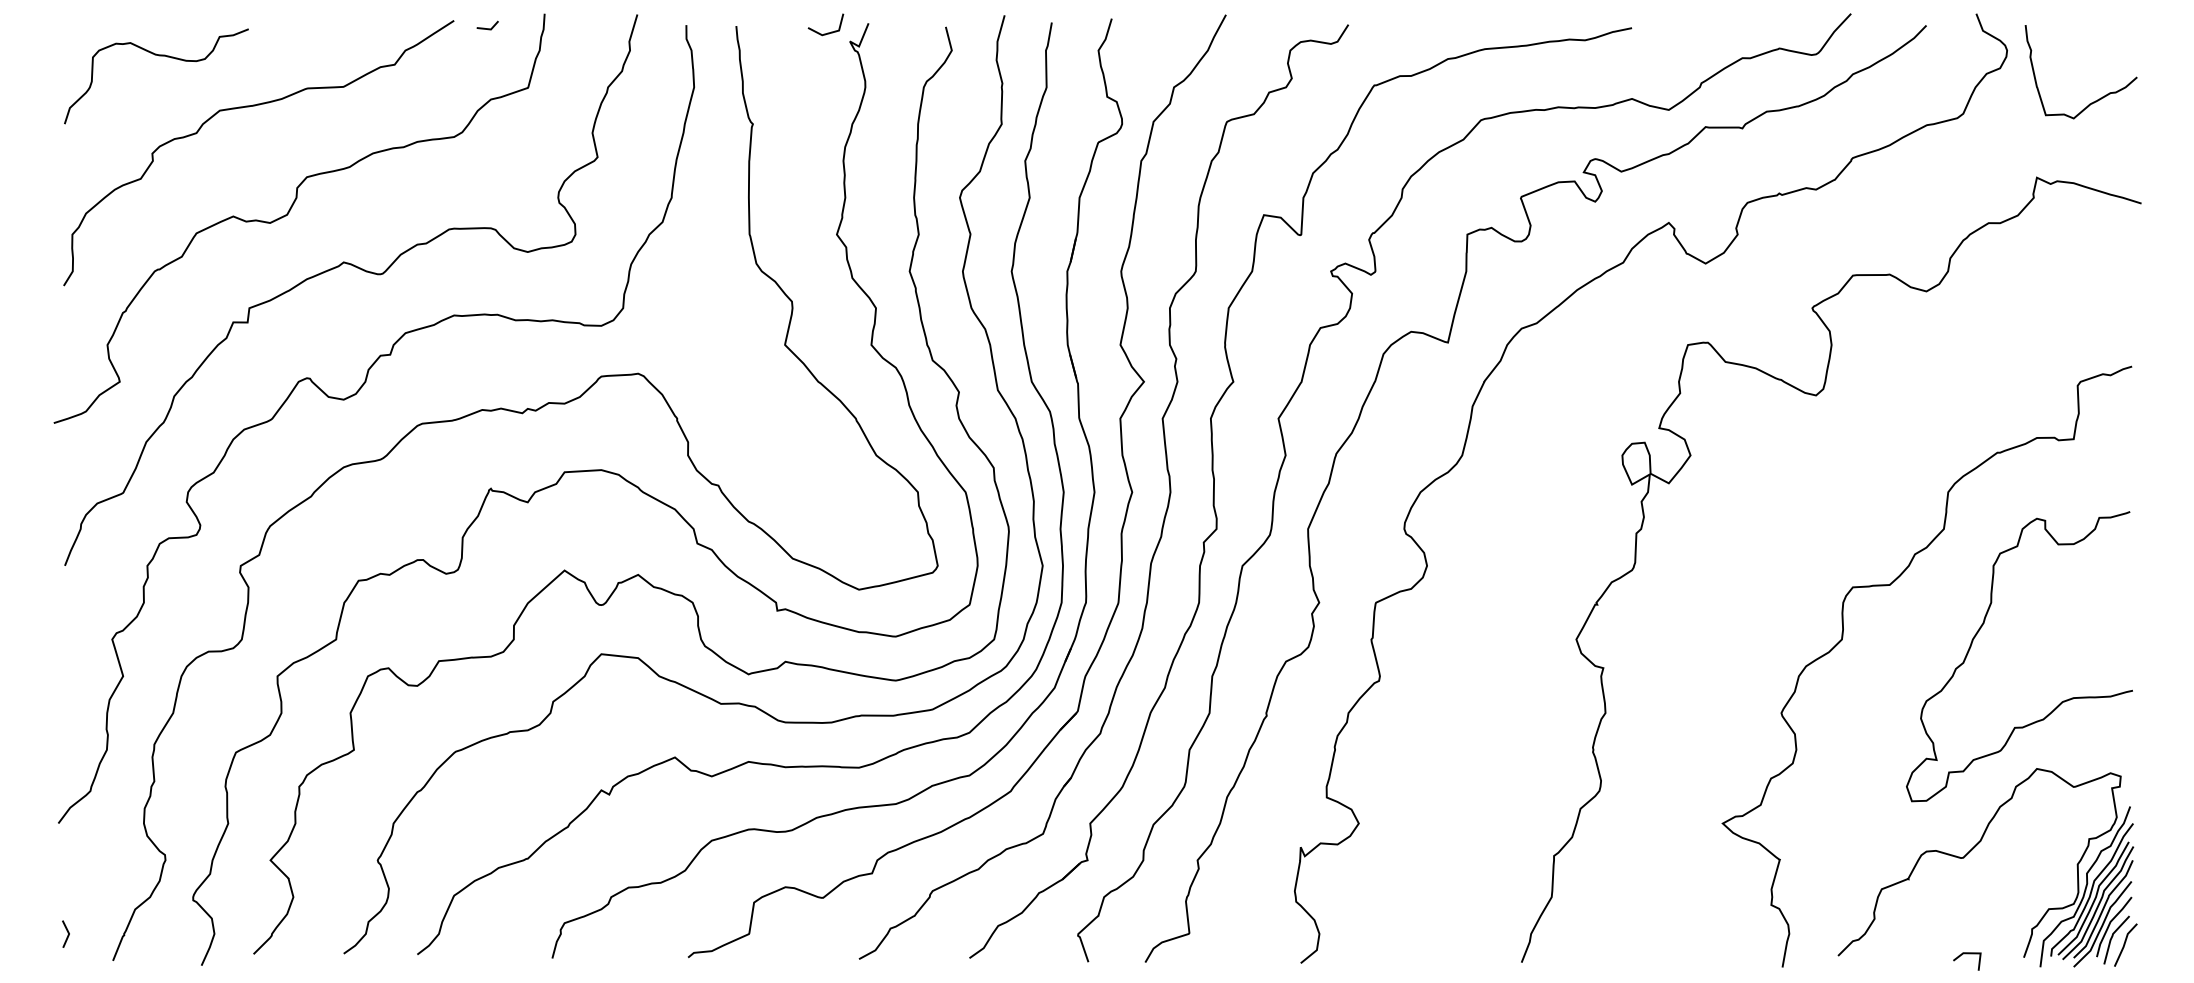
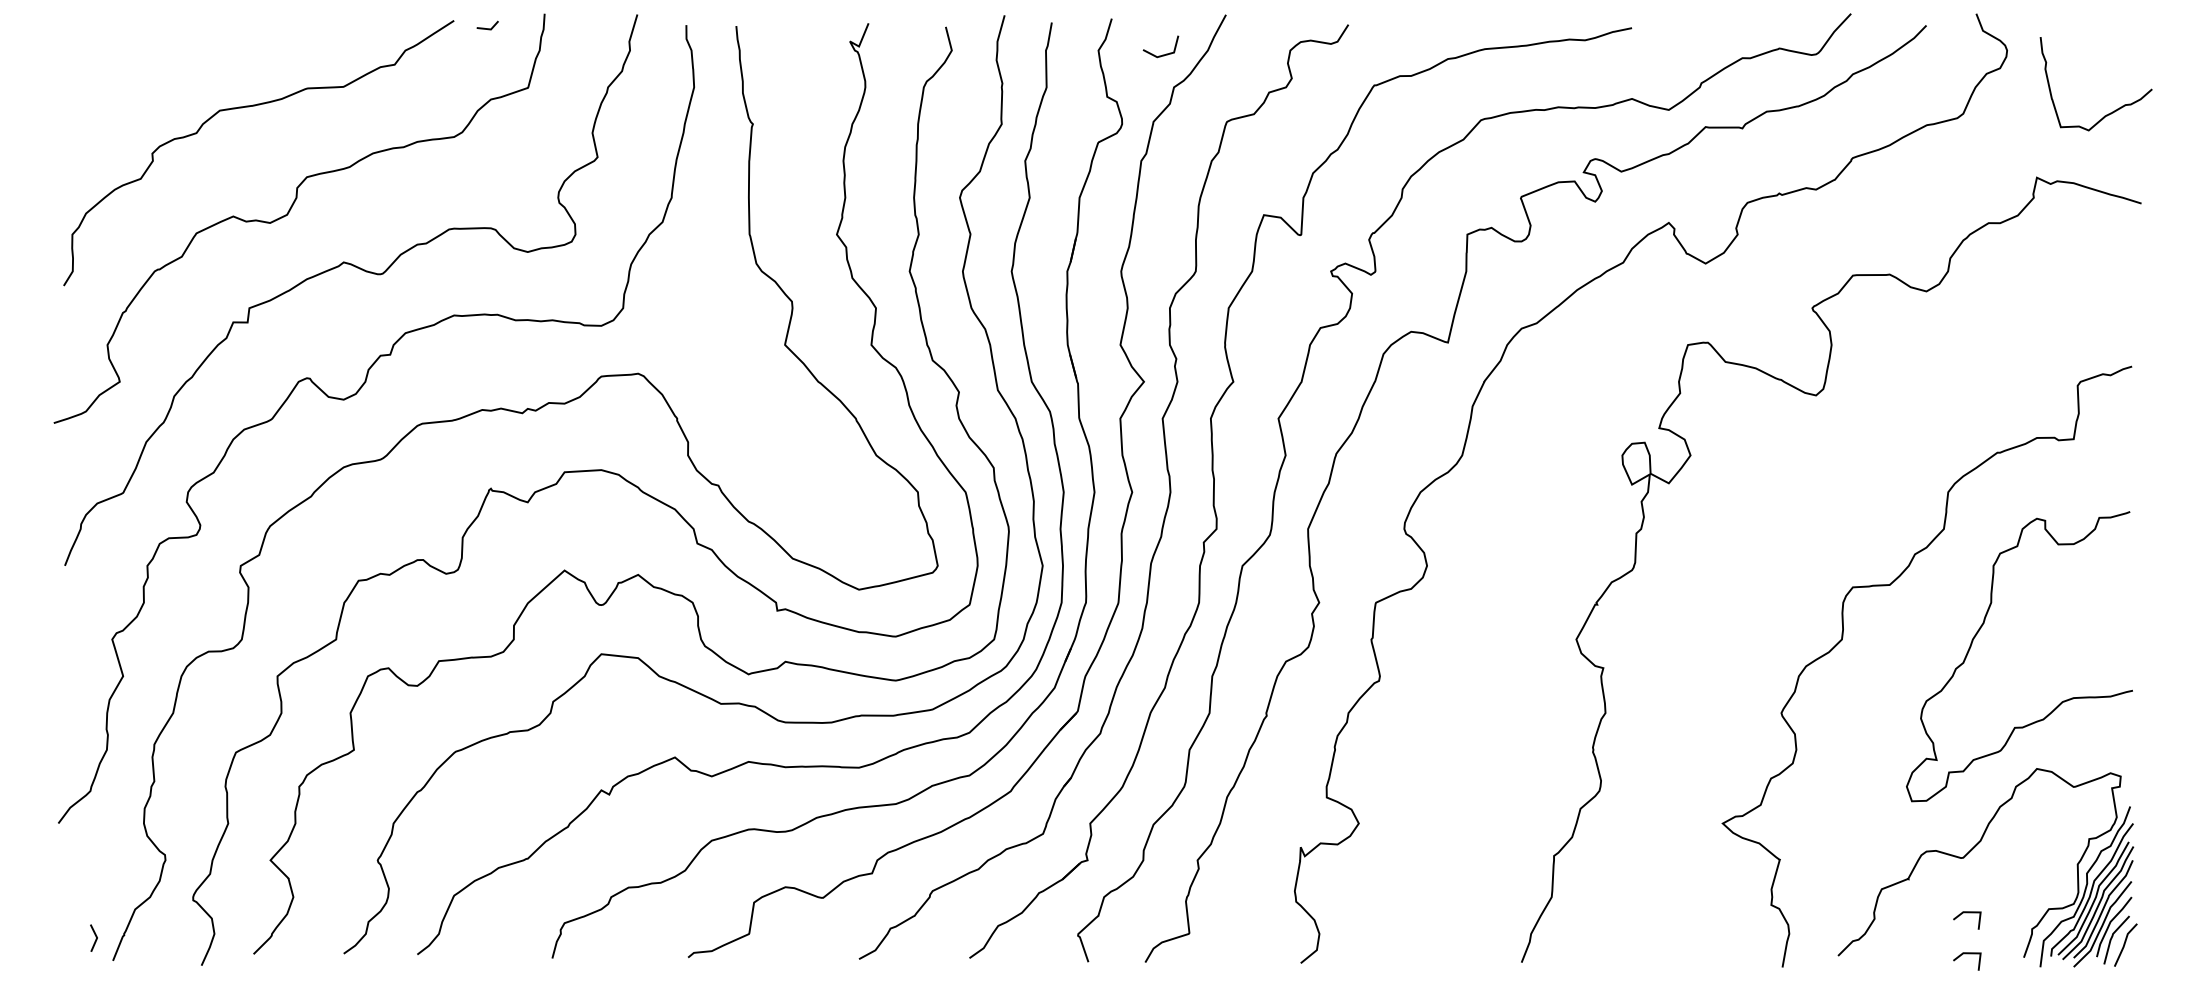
line position: (827, 32) -> (1162, 54) (1162, 54)
curve: present -> none (158, 56)
curve position: (2095, 100) -> (2110, 112) (2110, 112)
line: none -> present (1967, 913)
line position: (67, 932) -> (95, 936) (95, 936)
